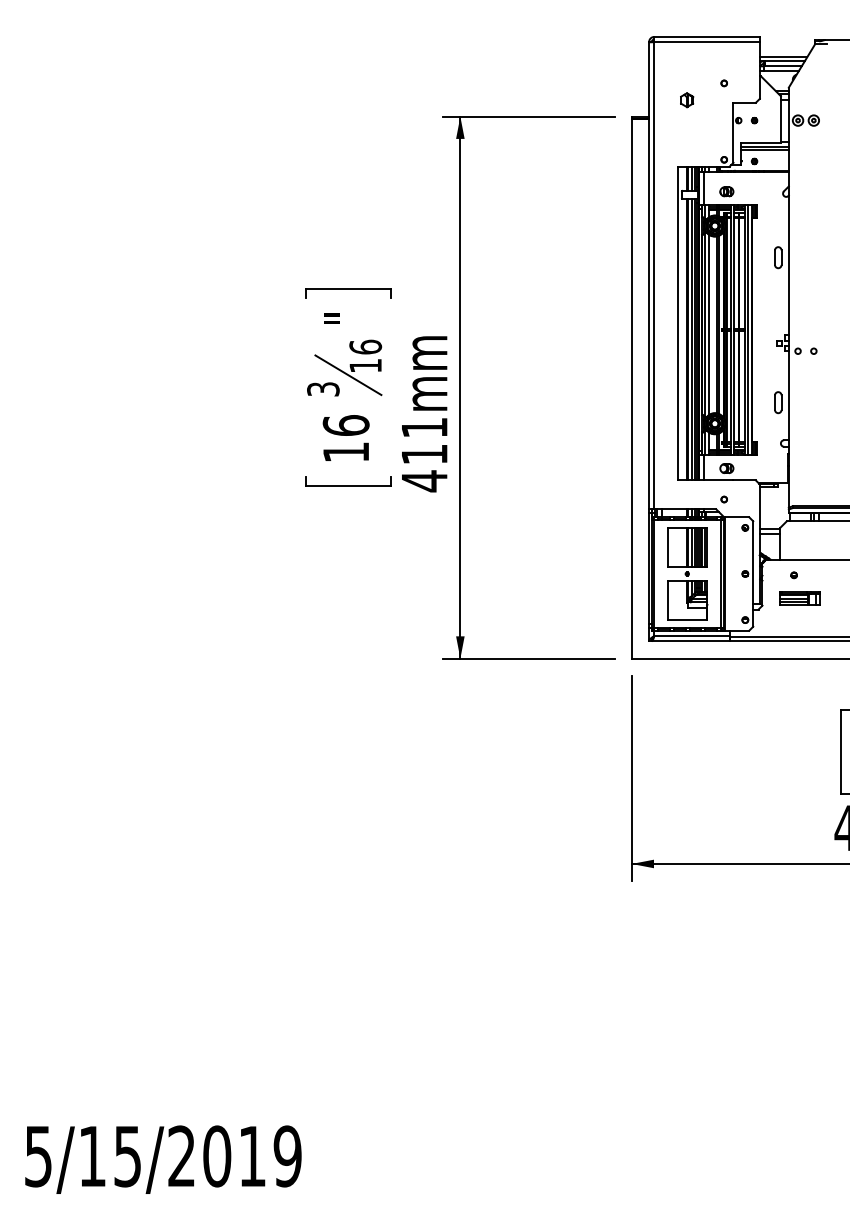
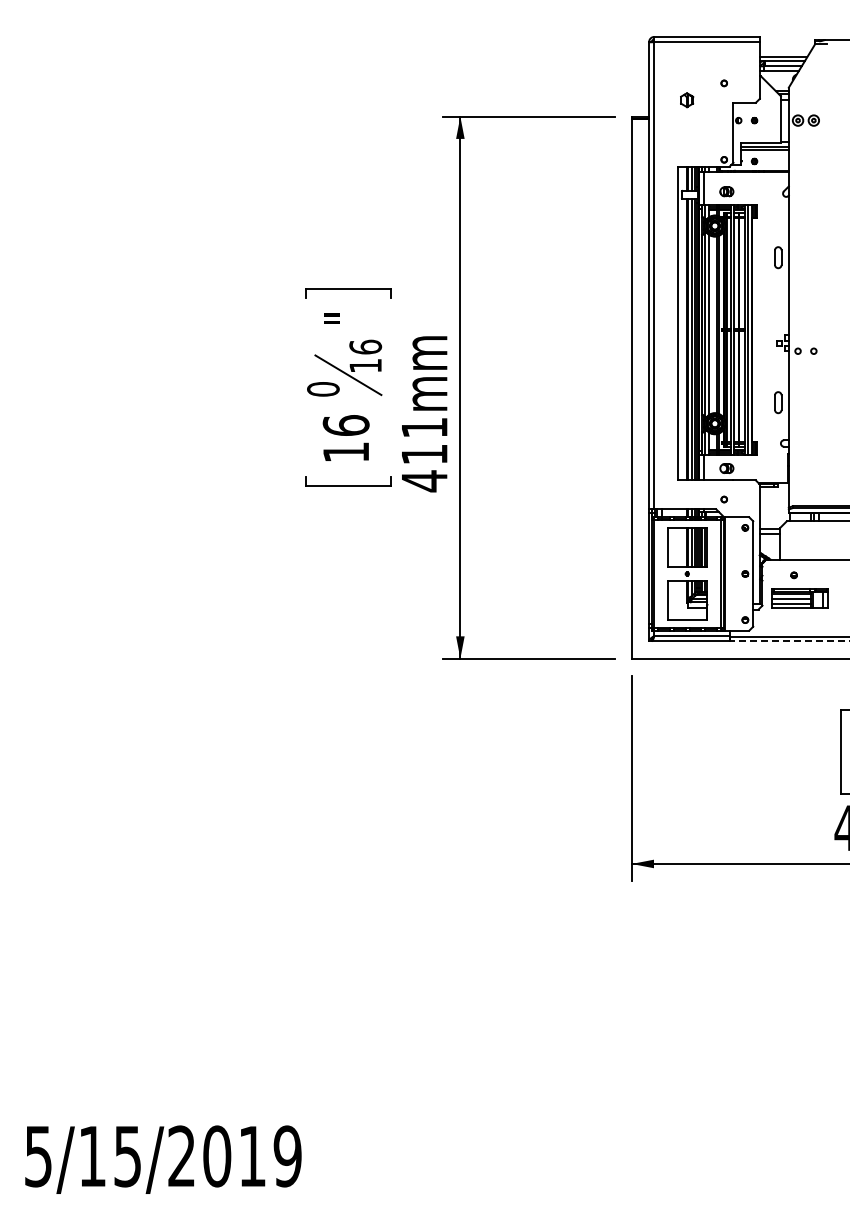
text: 3 -> 0 (323, 389)
part size: 42x15 px -> 58x21 px (799, 598)
line: solid -> dashed (789, 641)
